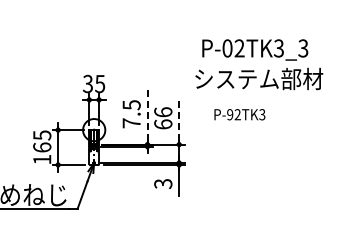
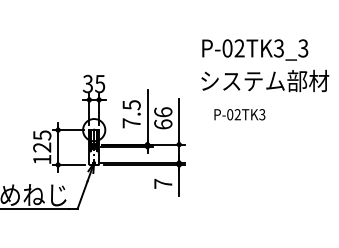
text position: (259, 78) -> (265, 80) (265, 80)
text: P-92TK3 -> P-02TK3 (230, 114)
line: dashed -> solid (147, 115)
line: dashed -> solid (179, 119)
text: 165 -> 125 (42, 147)
text: 3 -> 7 (163, 183)
